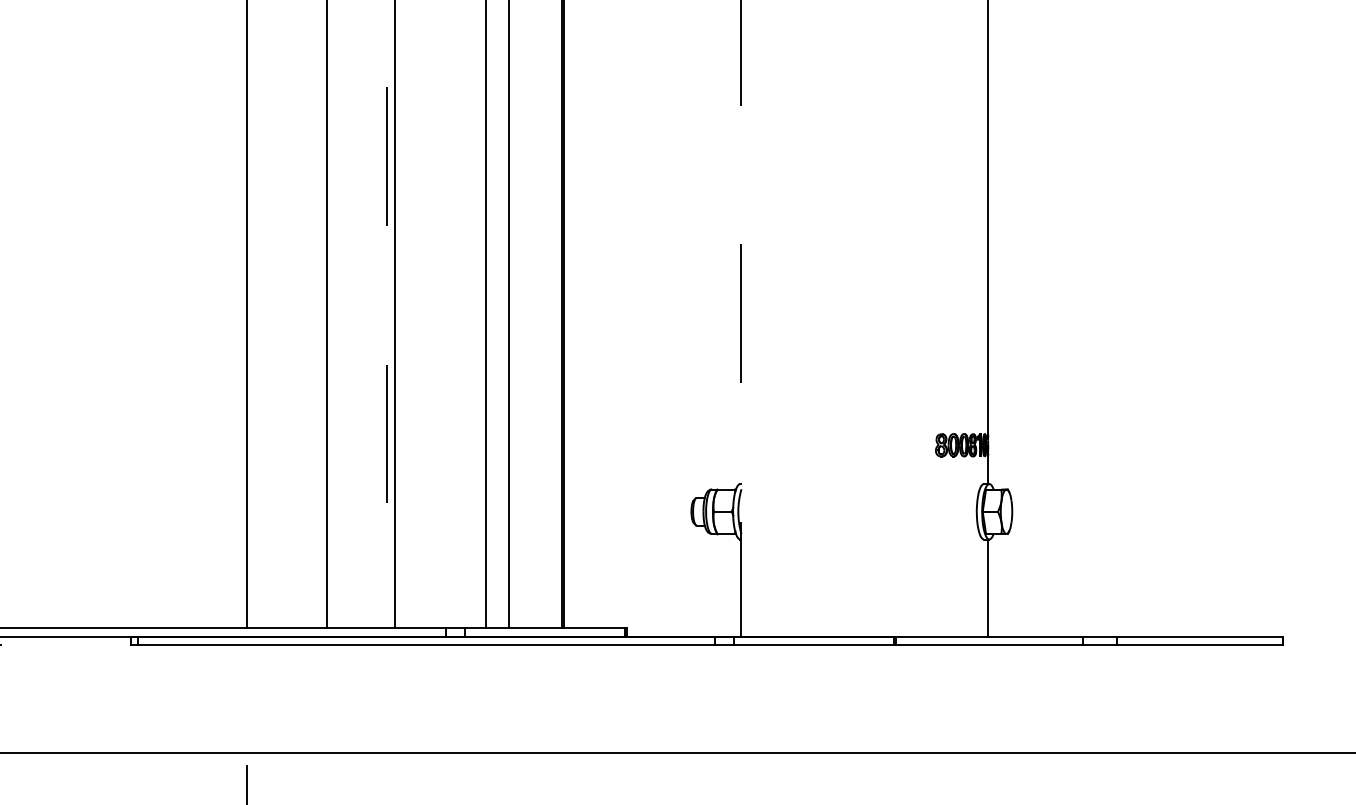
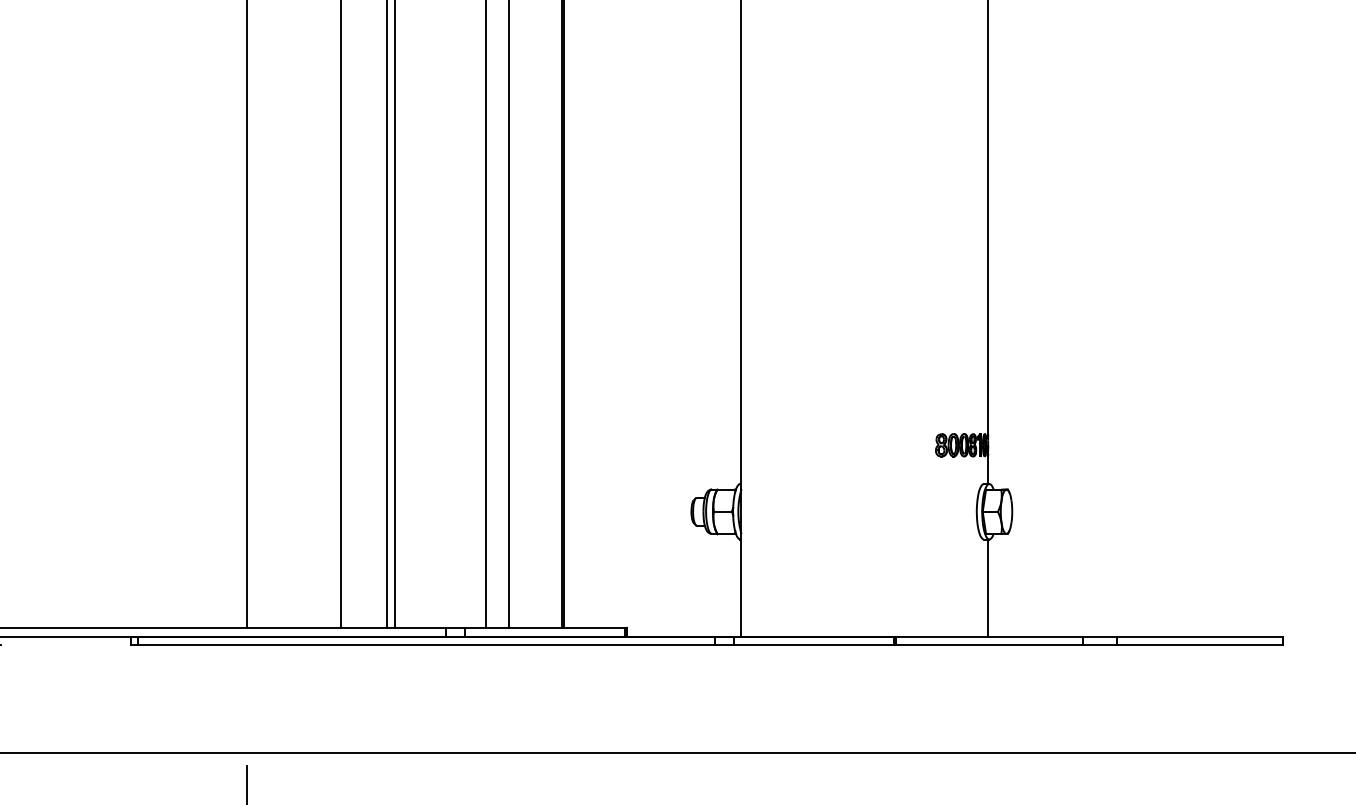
line: dashed -> solid (386, 314)
line position: (326, 315) -> (340, 315) (340, 315)
line: dashed -> solid (741, 318)
